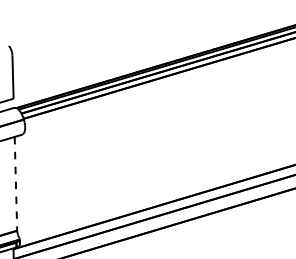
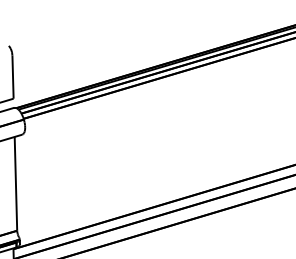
line: dashed -> solid (15, 183)
